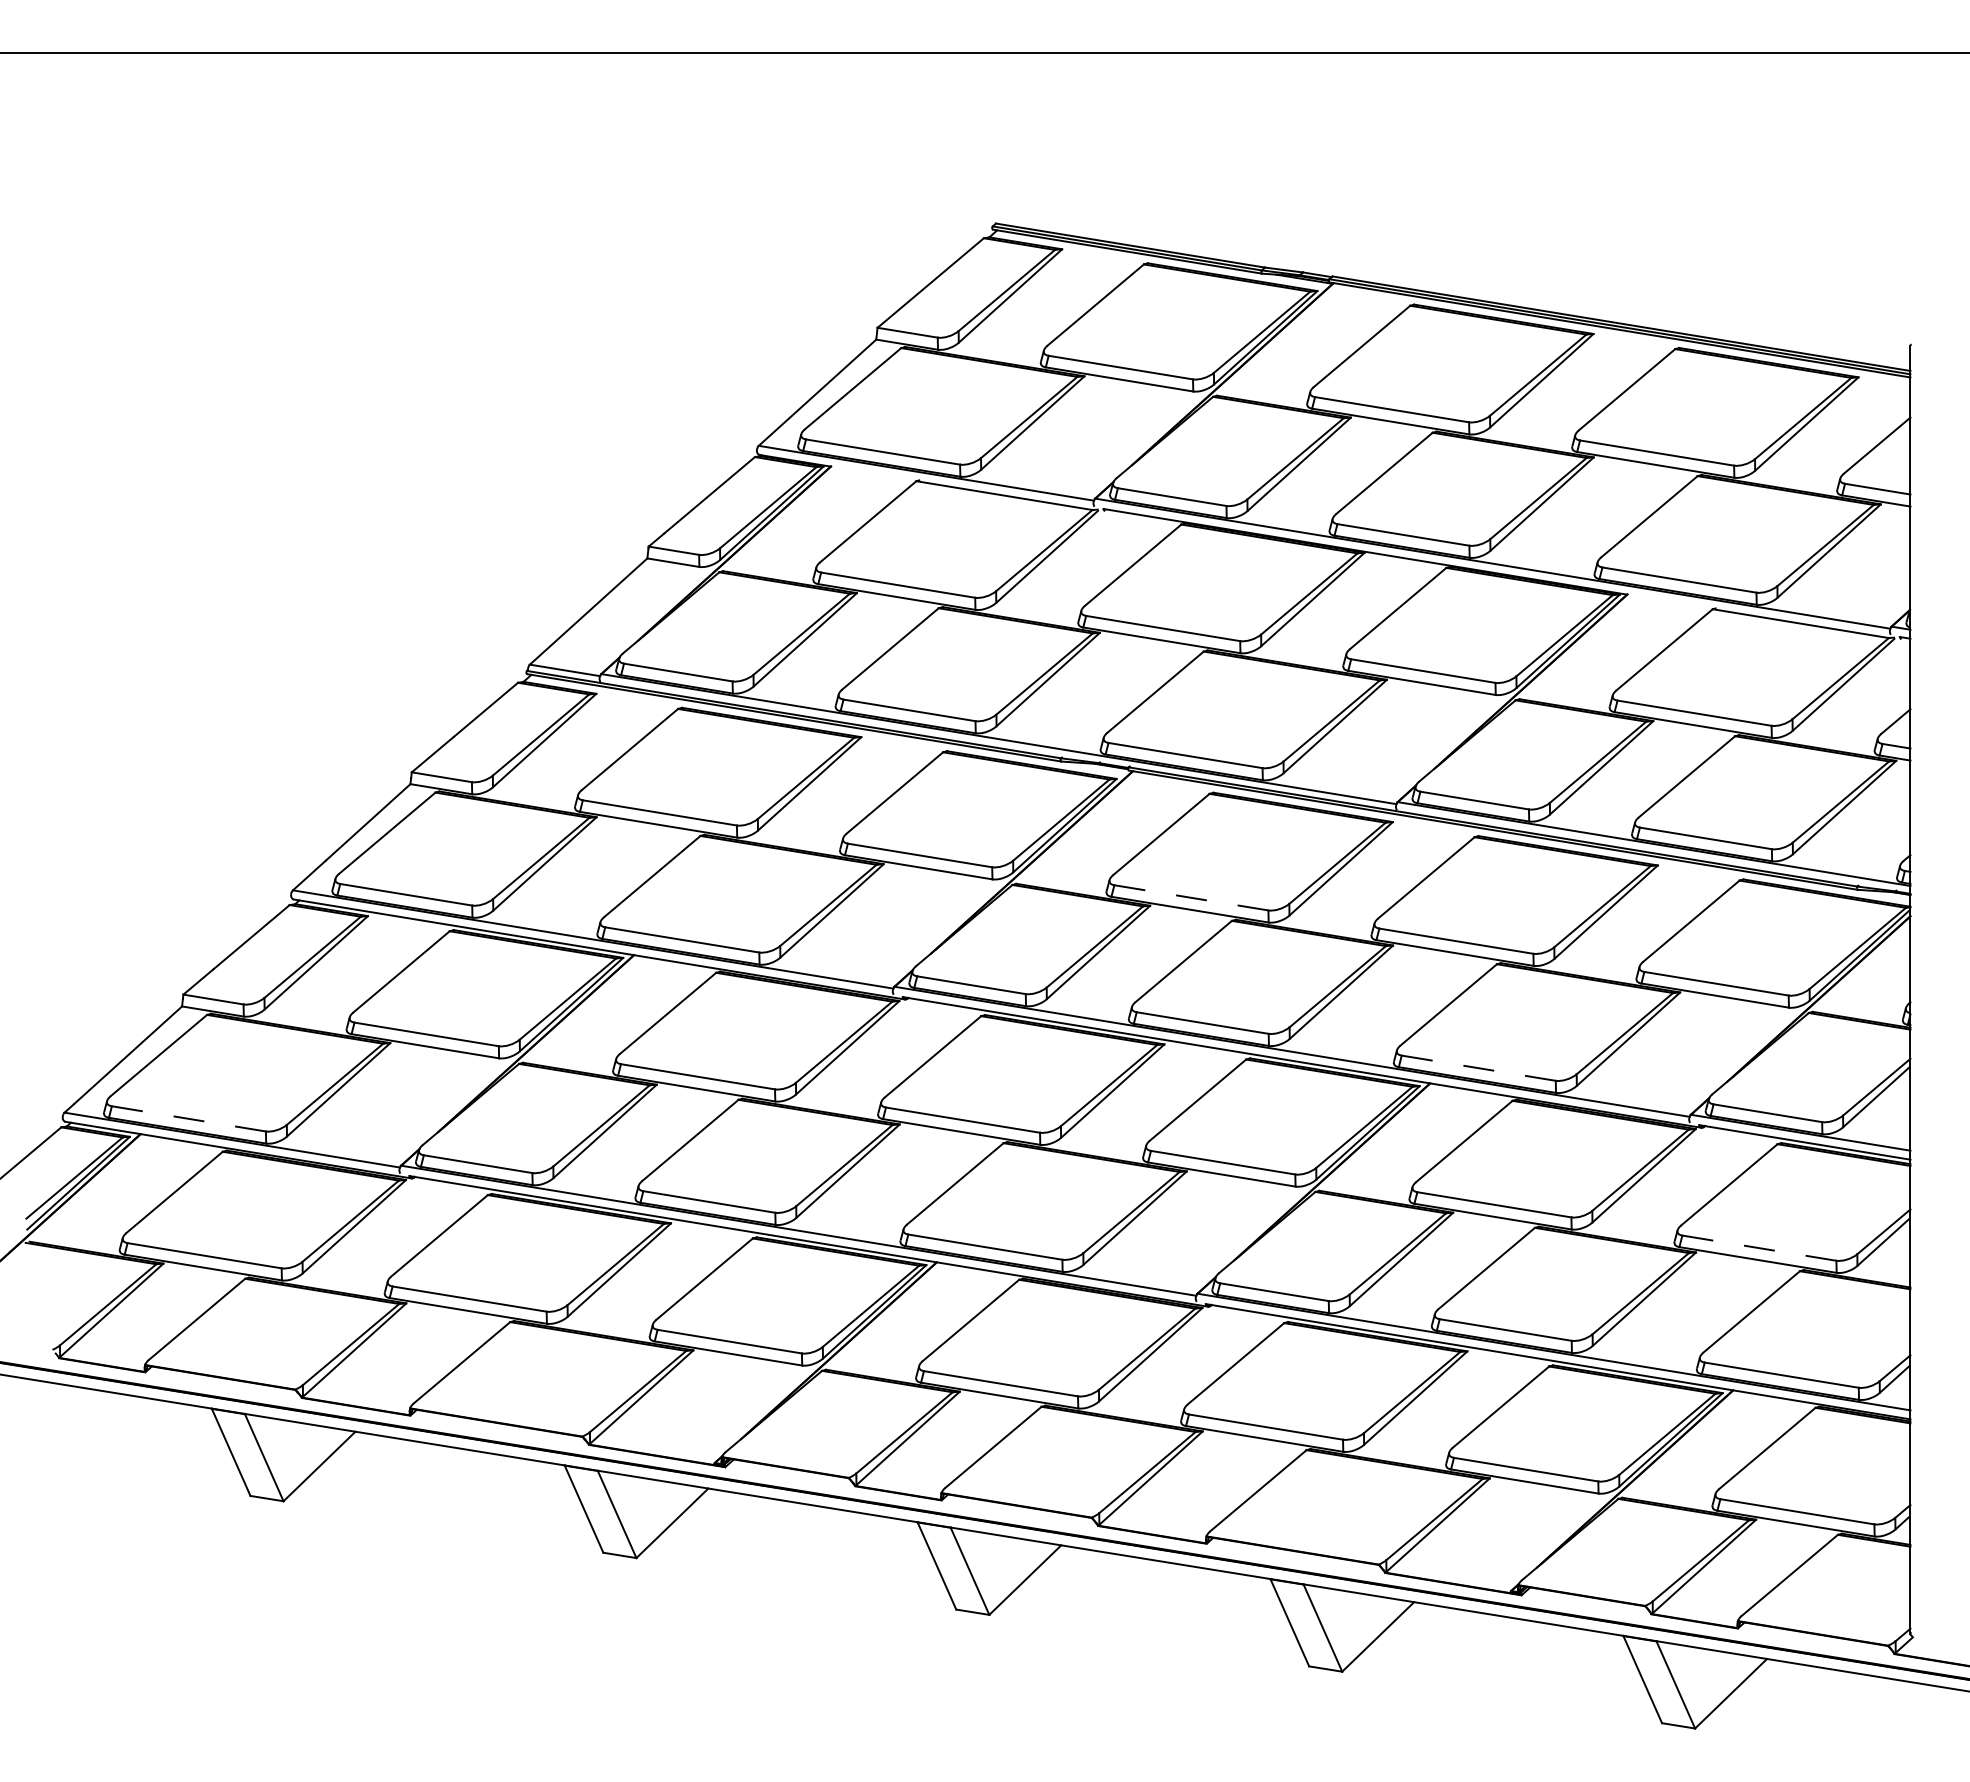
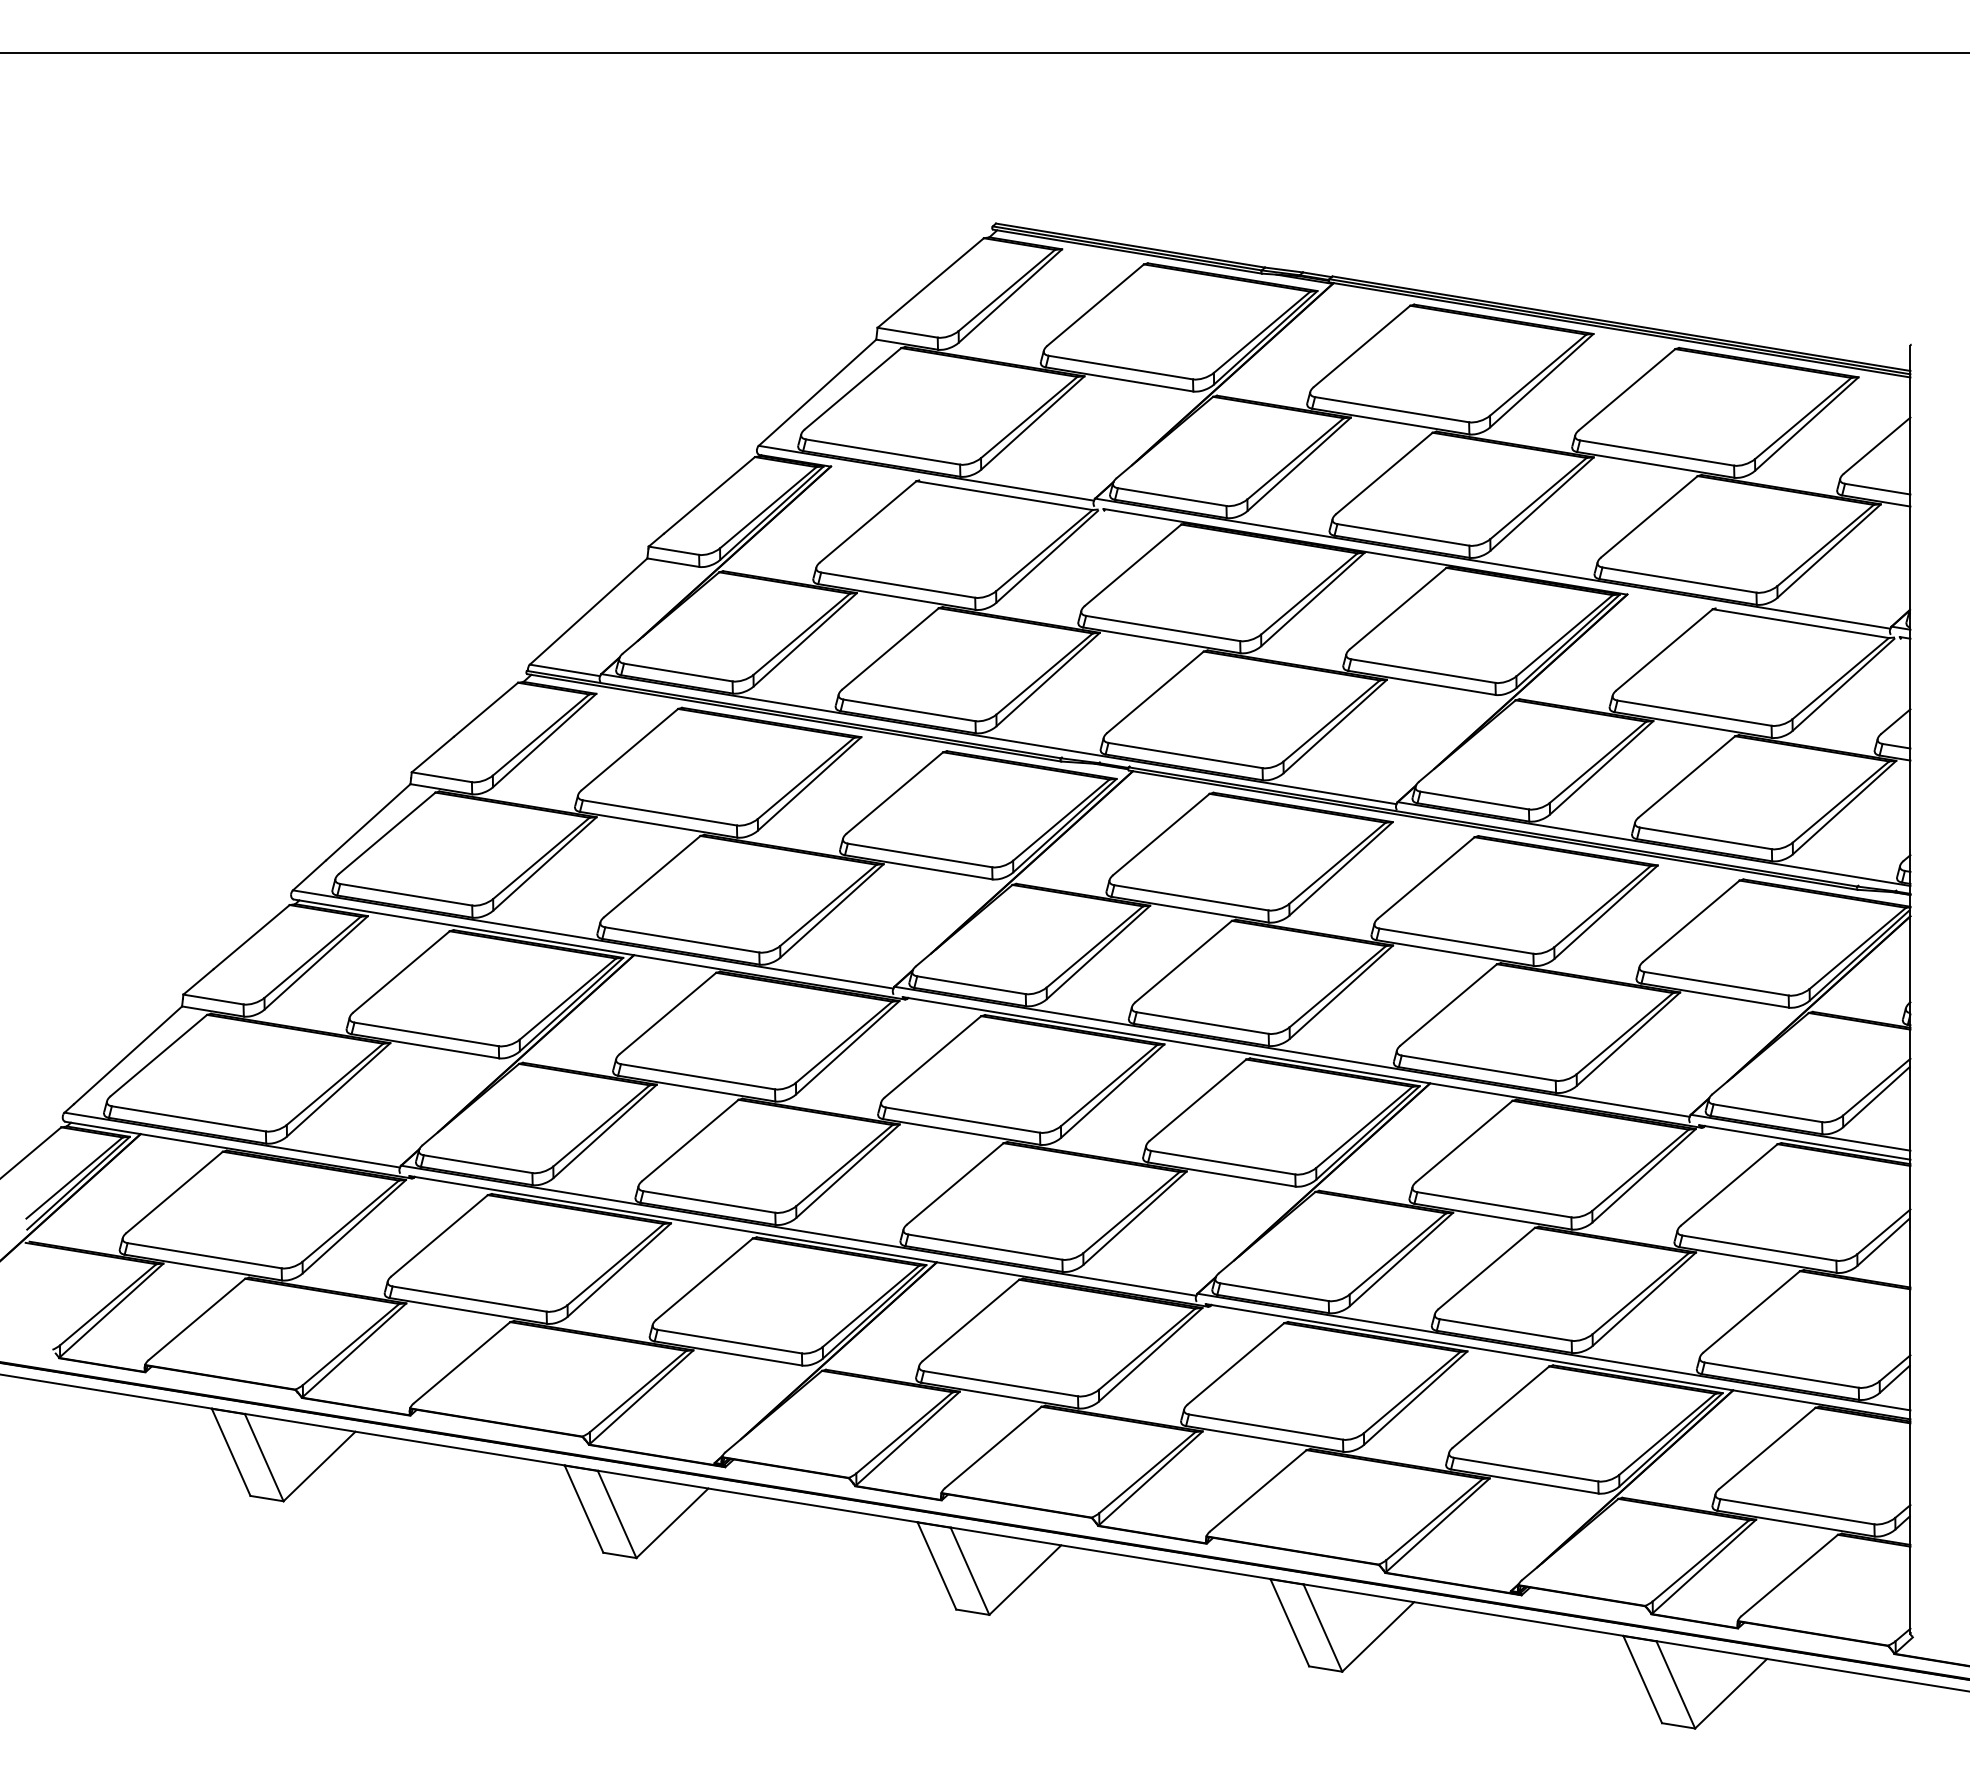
line: dashed -> solid (1190, 897)
line: dashed -> solid (1478, 1068)
line: dashed -> solid (188, 1118)
line: dashed -> solid (1758, 1248)
